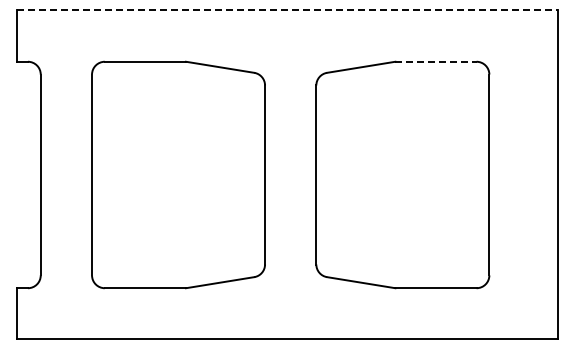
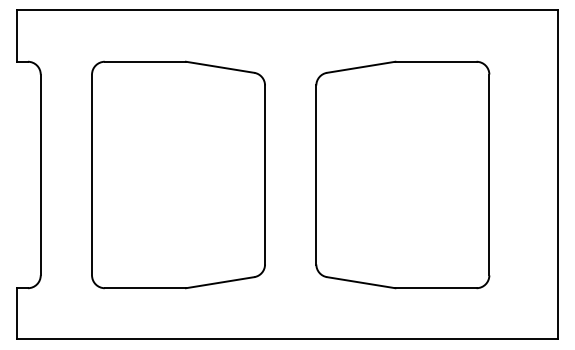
line: dashed -> solid (288, 10)
line: dashed -> solid (435, 61)
